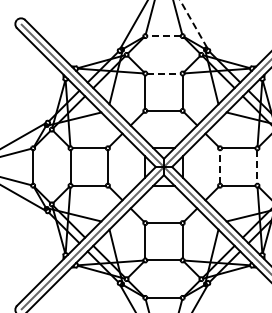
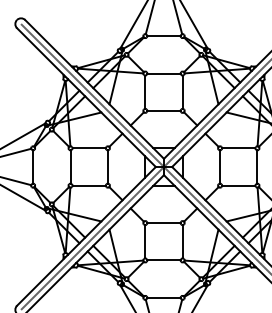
line: dashed -> solid (193, 23)
line: dashed -> solid (163, 36)
line: dashed -> solid (163, 73)
line: dashed -> solid (220, 166)
line: dashed -> solid (257, 166)
